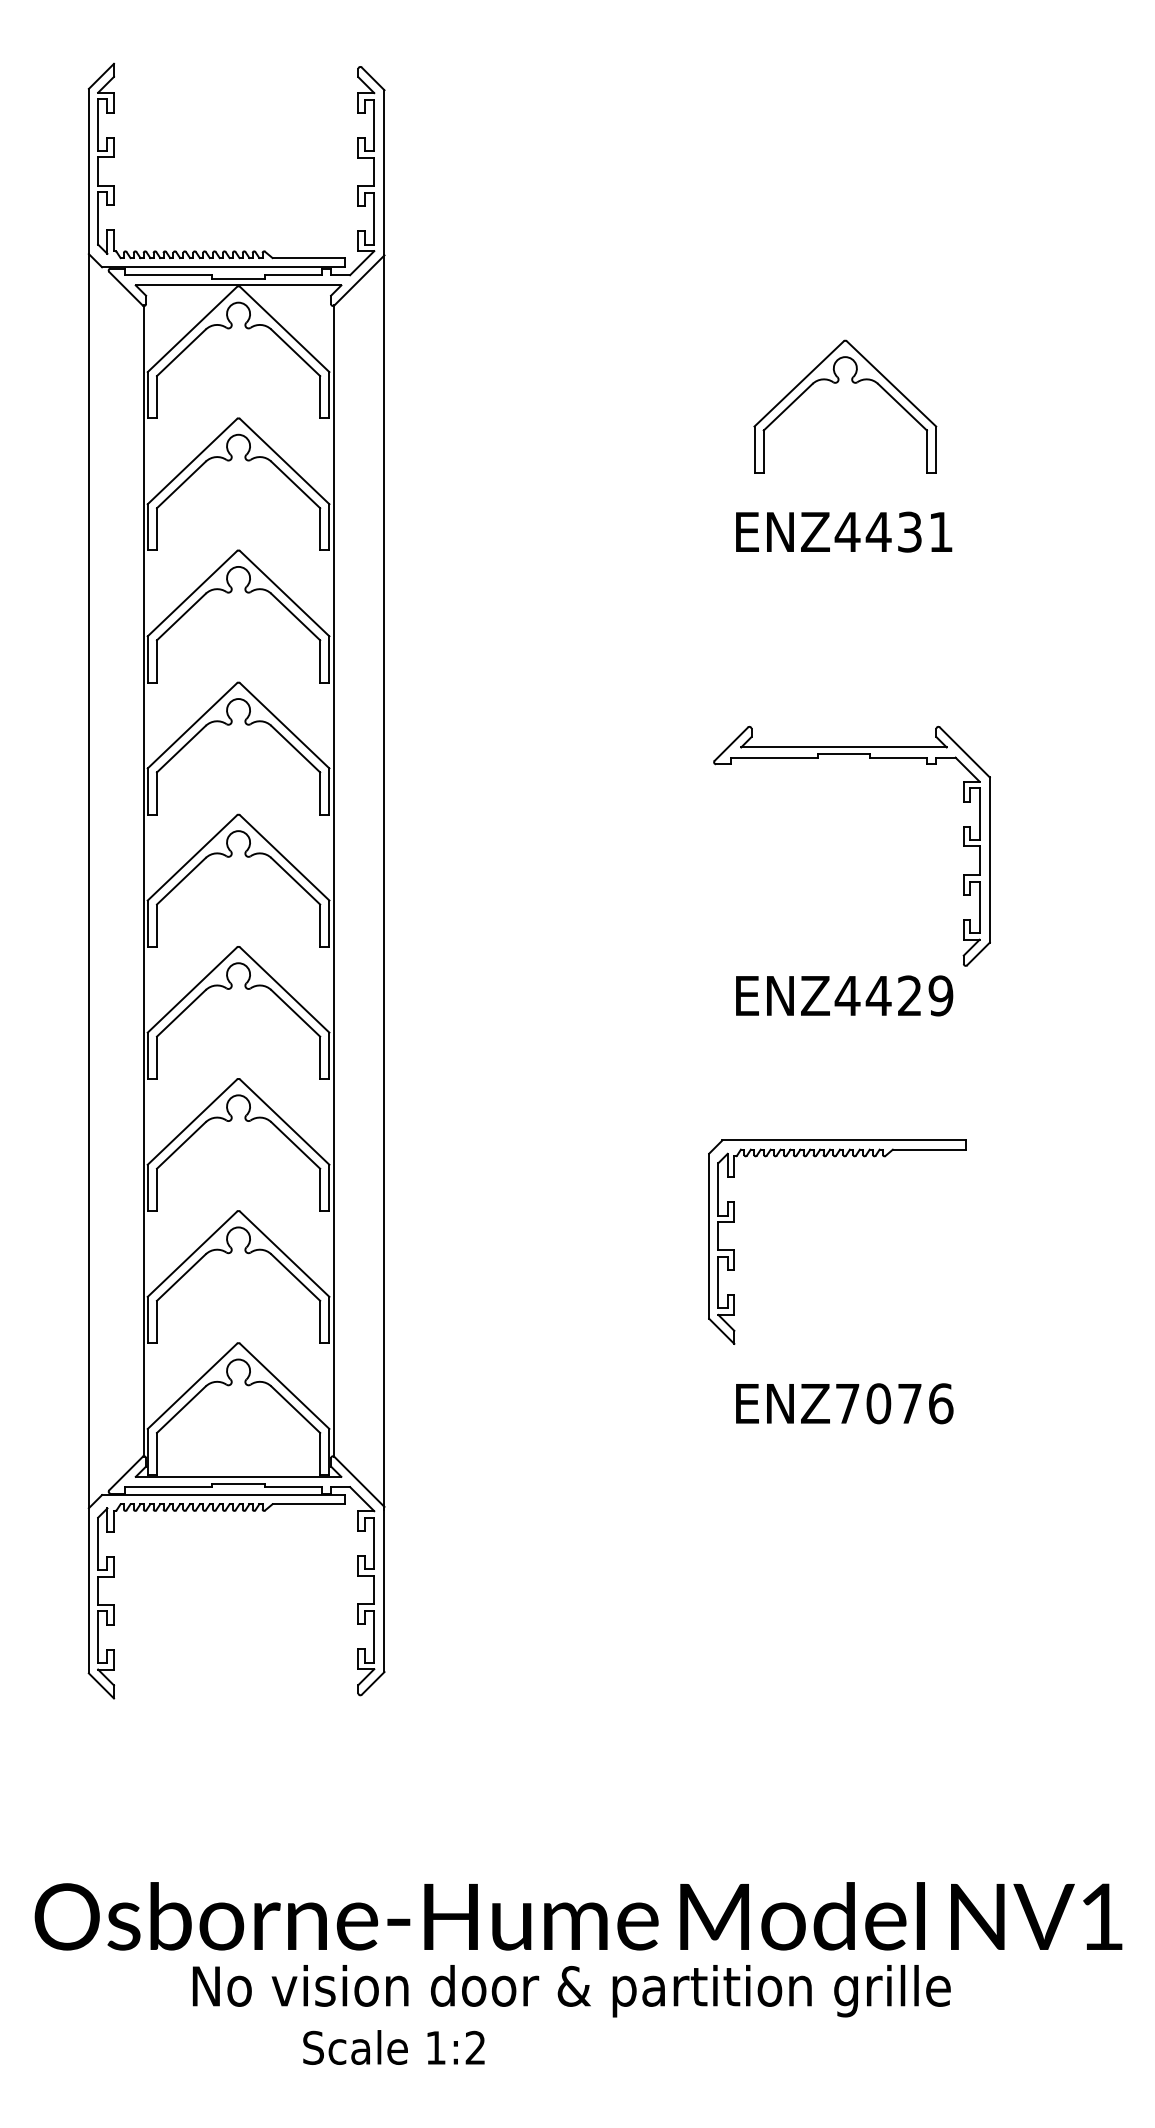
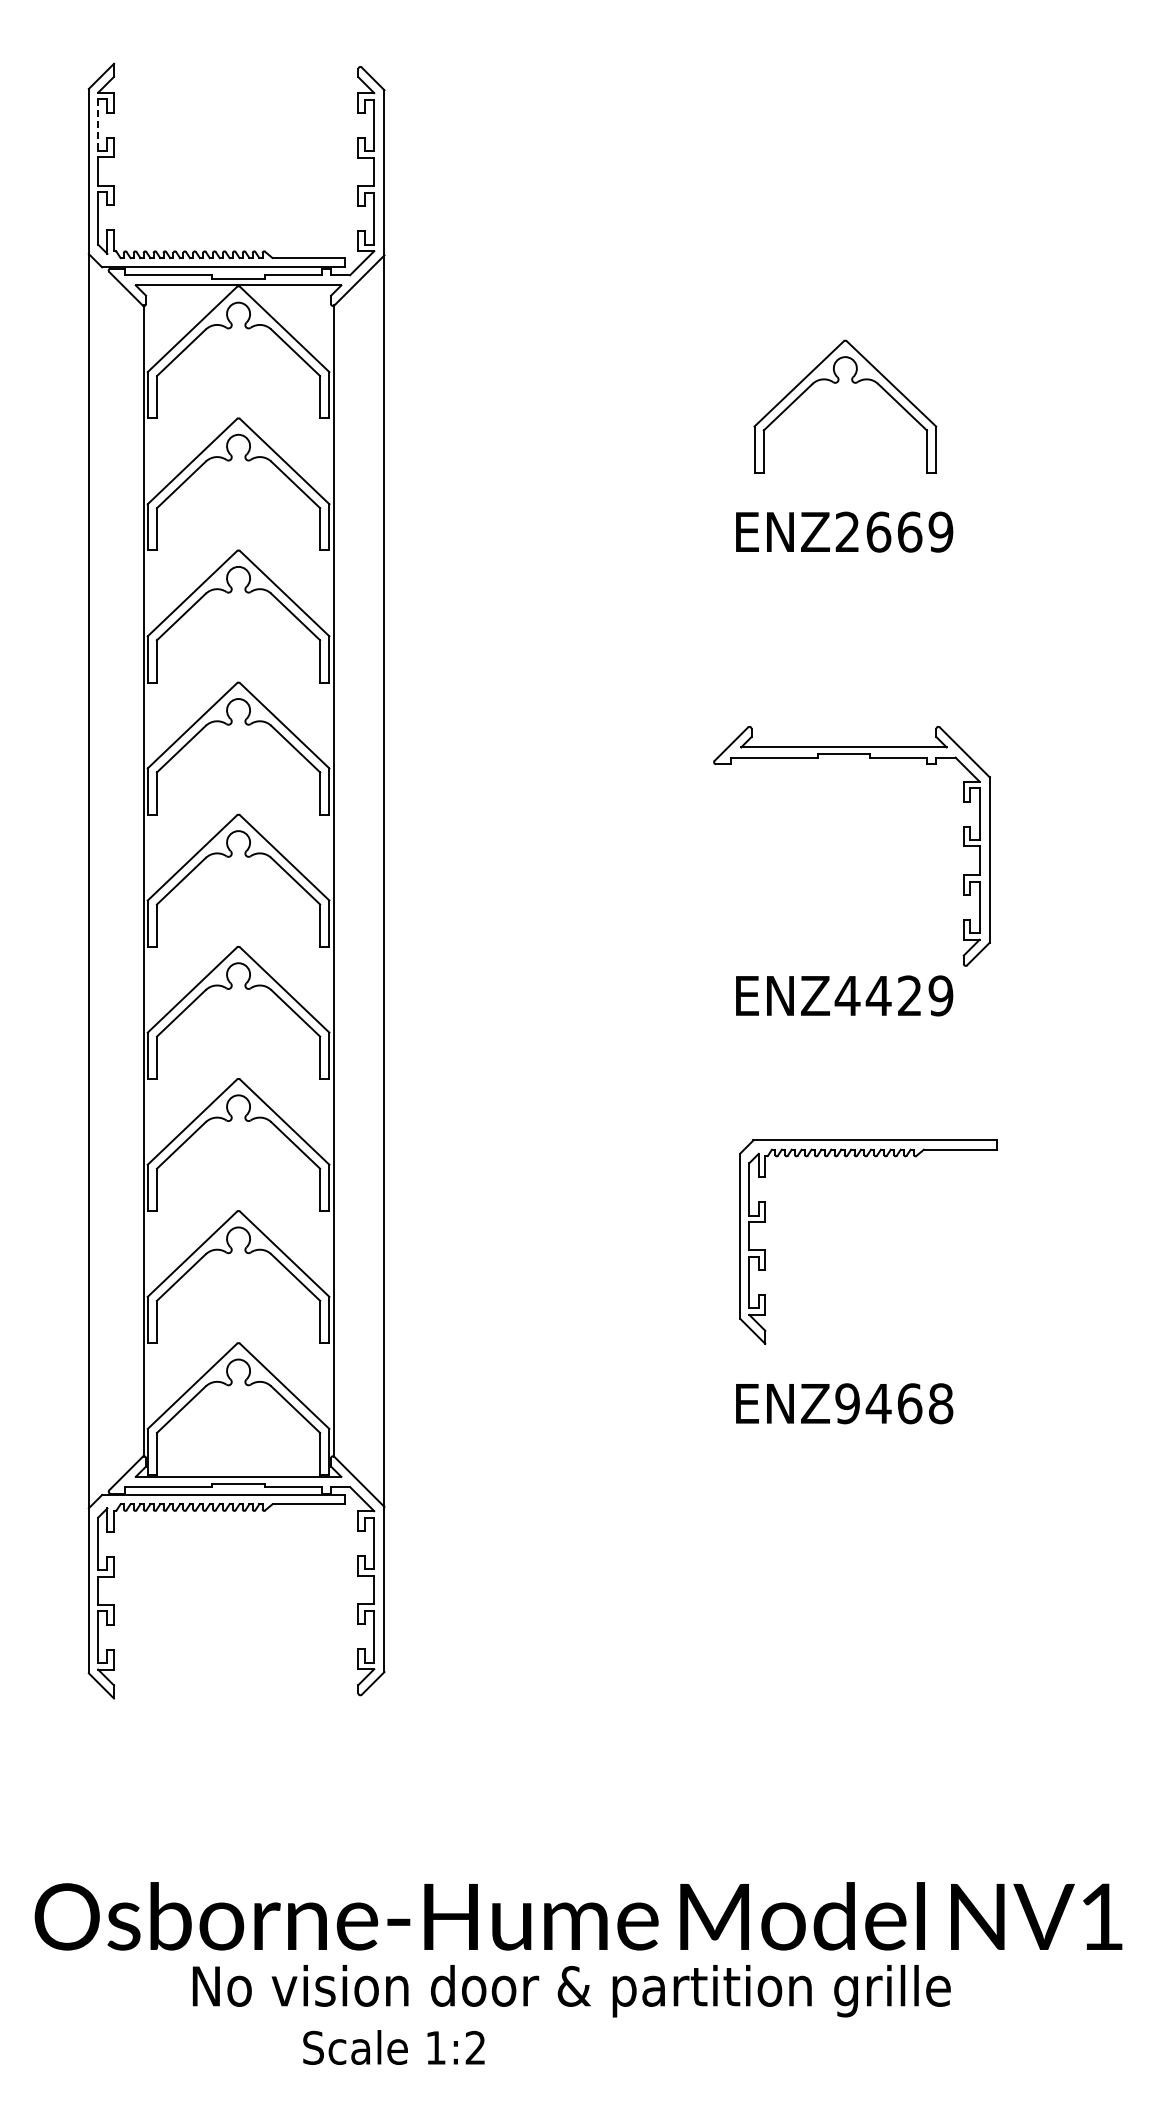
line: solid -> dashed (98, 125)
text: ENZ4431 -> ENZ2669 (893, 531)
part position: (835, 1157) -> (866, 1157) (866, 1157)
text: ENZ7076 -> ENZ9468 (894, 1403)
